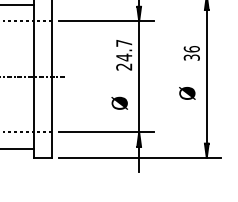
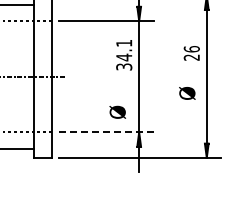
text: 24.7 -> 34.1 (124, 55)
text: 36 -> 26 (191, 57)
text position: (119, 102) -> (117, 111) (117, 111)
line: solid -> dashed (106, 132)
